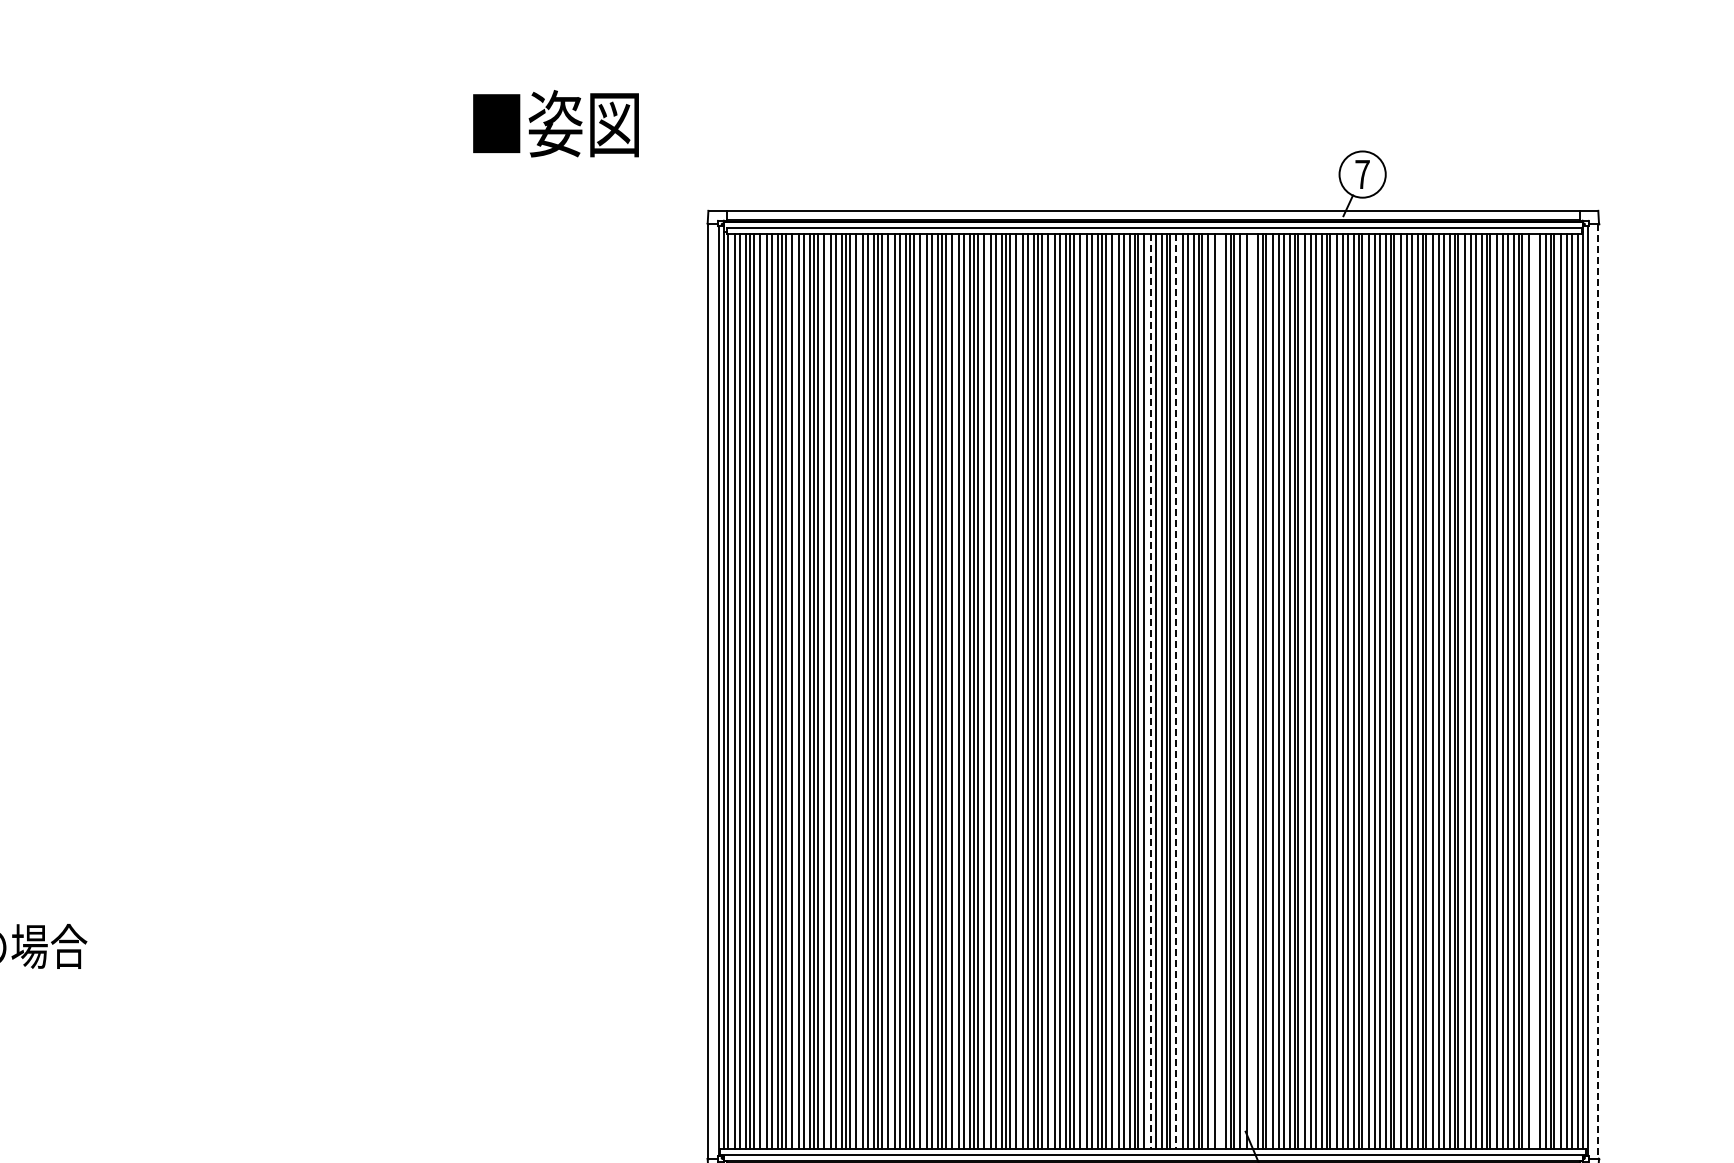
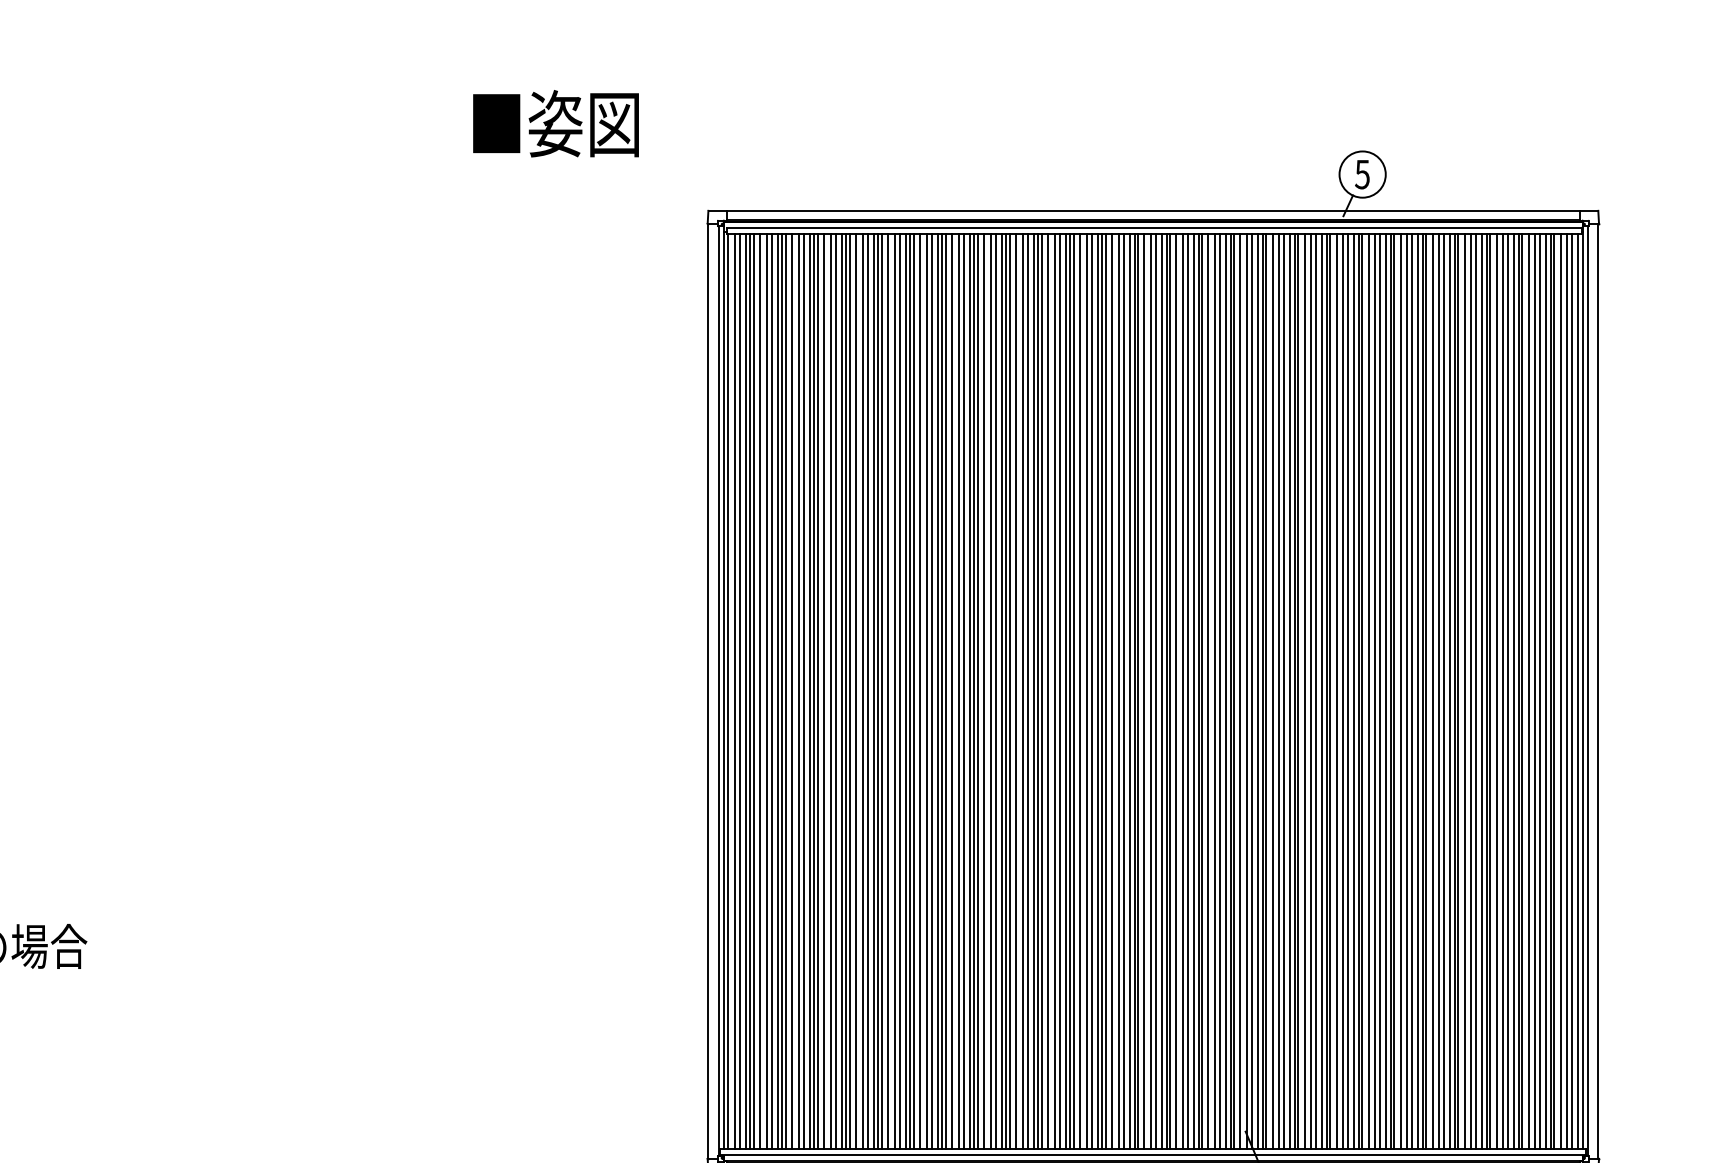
text: 7 -> 5 (1362, 174)
line: none -> present (1220, 690)
line: none -> present (1252, 690)
line: none -> present (1534, 690)
line: dashed -> solid (1150, 691)
line: dashed -> solid (1176, 691)
line: dashed -> solid (1598, 691)
